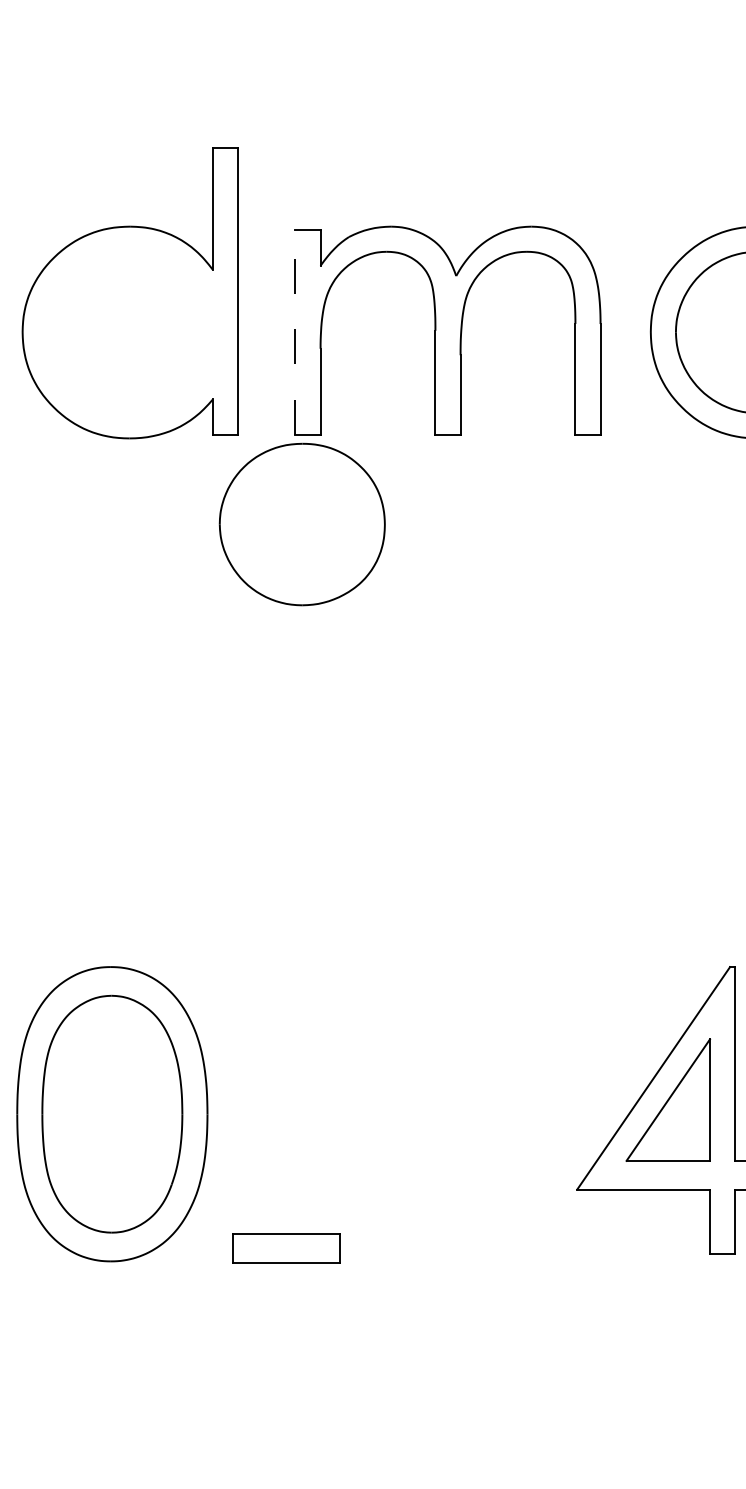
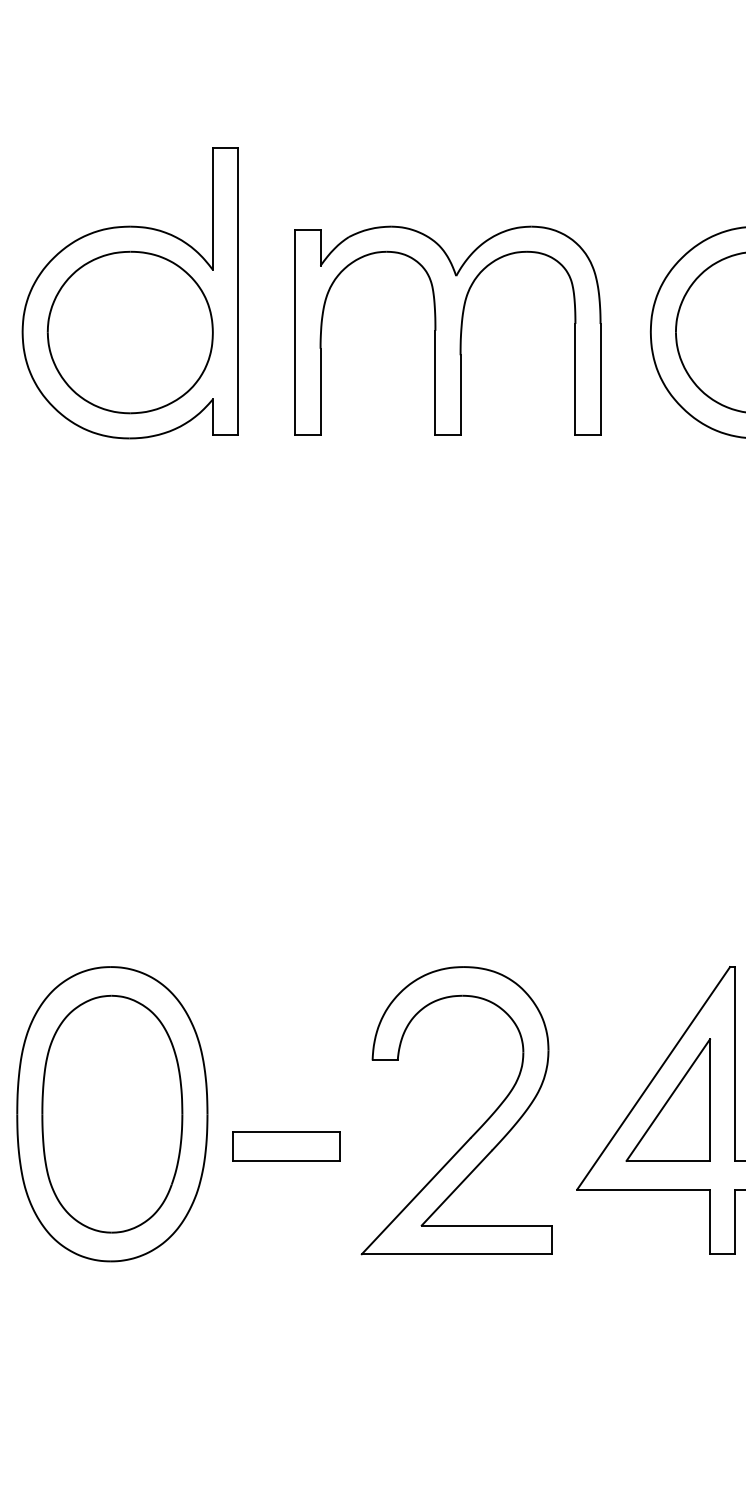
line: dashed -> solid (295, 332)
part position: (301, 524) -> (129, 332) (129, 332)
part: none -> present (476, 1130)
part position: (286, 1248) -> (286, 1146) (286, 1146)
